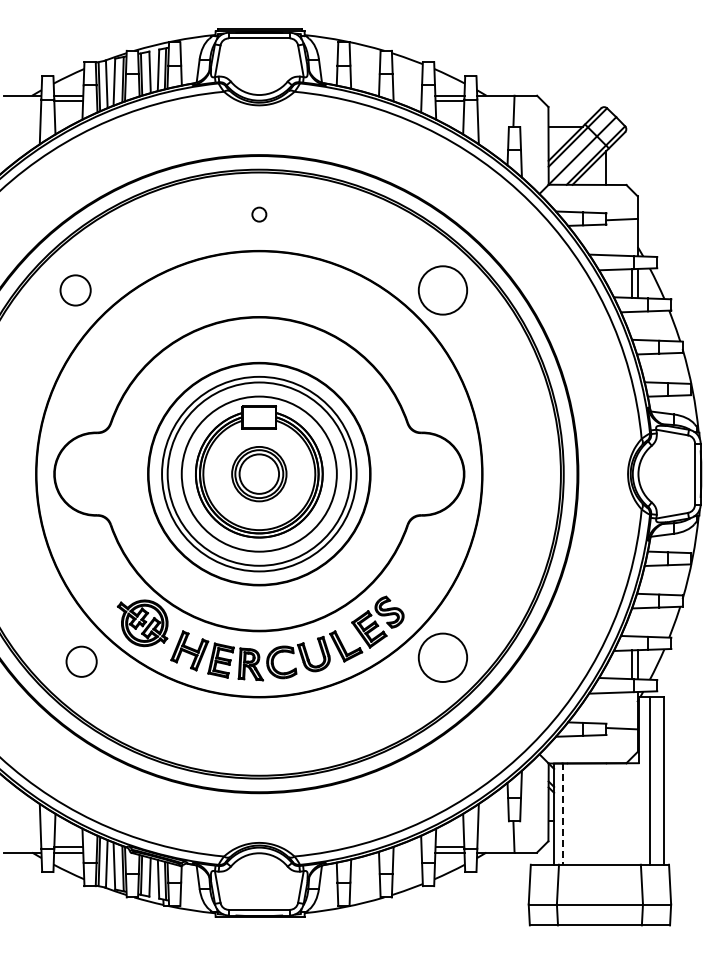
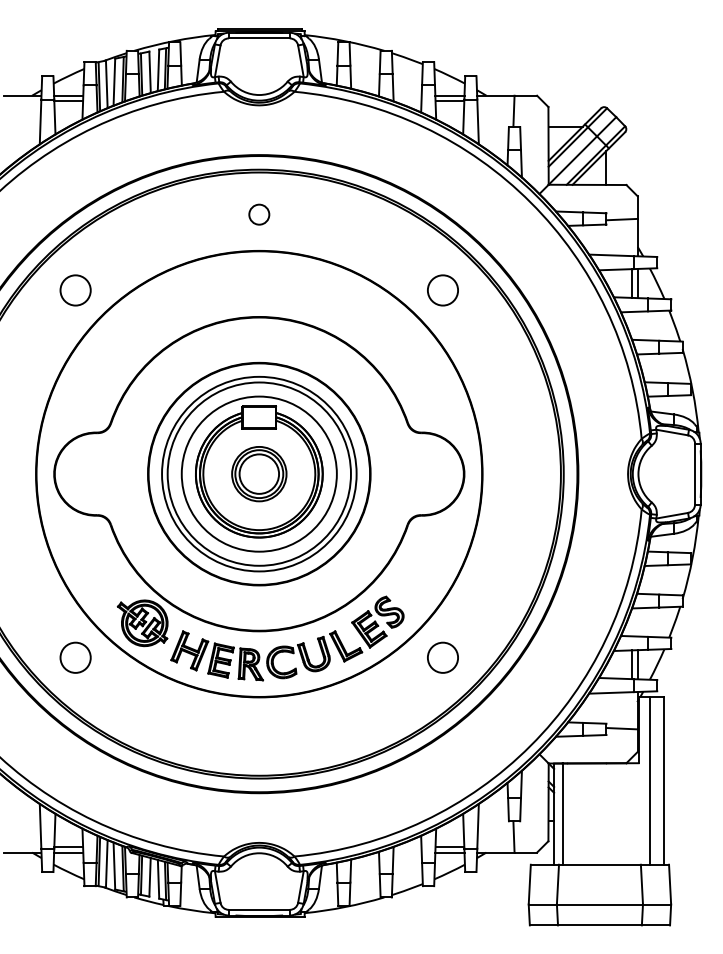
circle size: 17x17 px -> 23x23 px (259, 214)
circle diameter: 48 px -> 30 px (442, 290)
circle diameter: 48 px -> 30 px (442, 657)
circle position: (81, 661) -> (75, 657) (75, 657)
line: dashed -> solid (562, 814)
